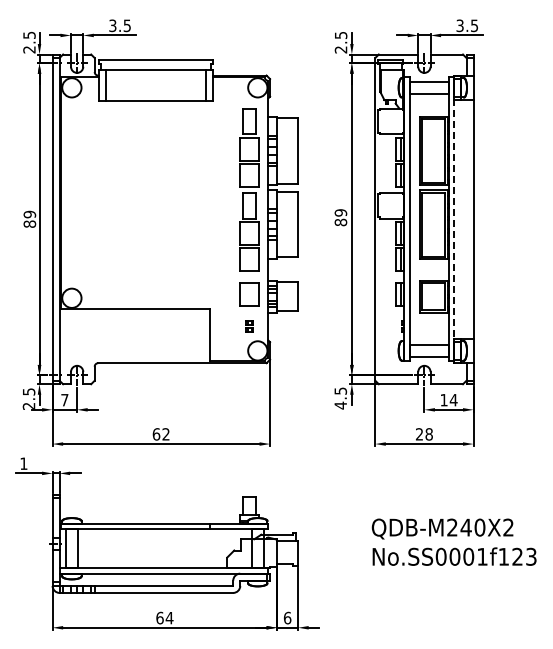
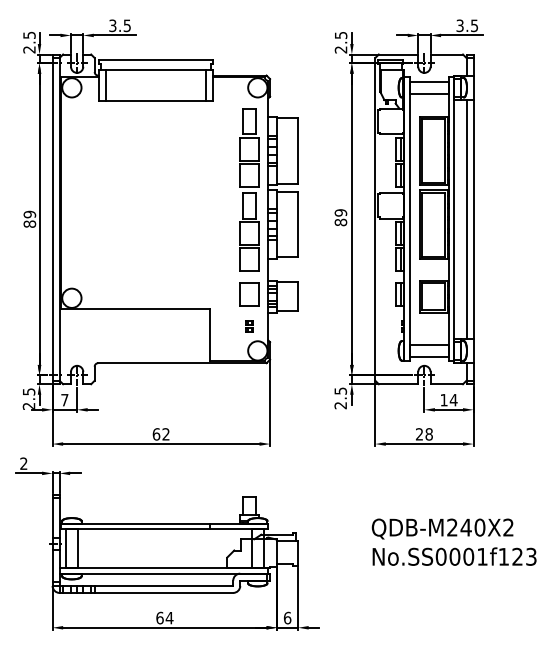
line: dashed -> solid (454, 219)
line: none -> present (466, 219)
text: 4.5 -> 2.5 (340, 405)
text: 1 -> 2 (23, 463)
